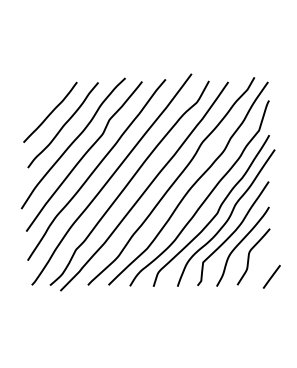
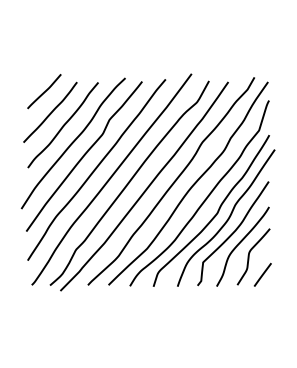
curve: none -> present (44, 91)
line position: (271, 276) -> (262, 274) (262, 274)
